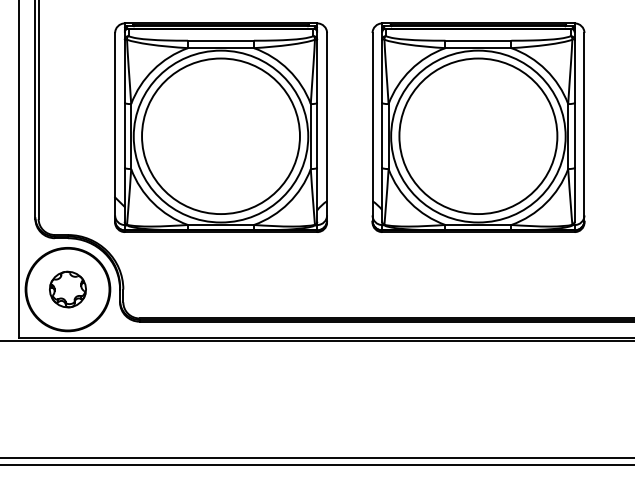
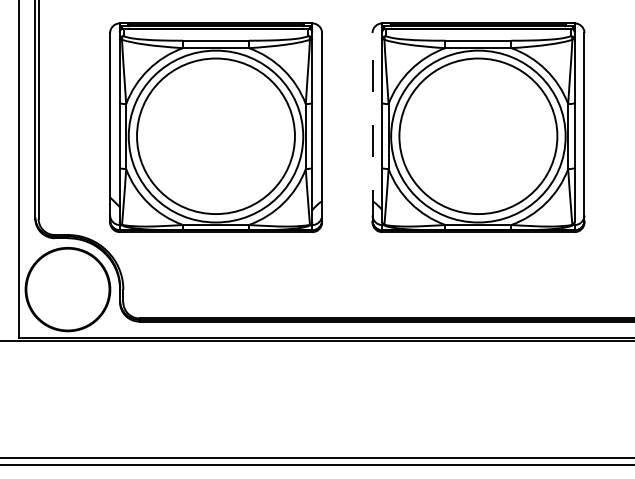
part position: (220, 127) -> (215, 127) (215, 127)
line: solid -> dashed (372, 127)
part: present -> none (67, 289)
